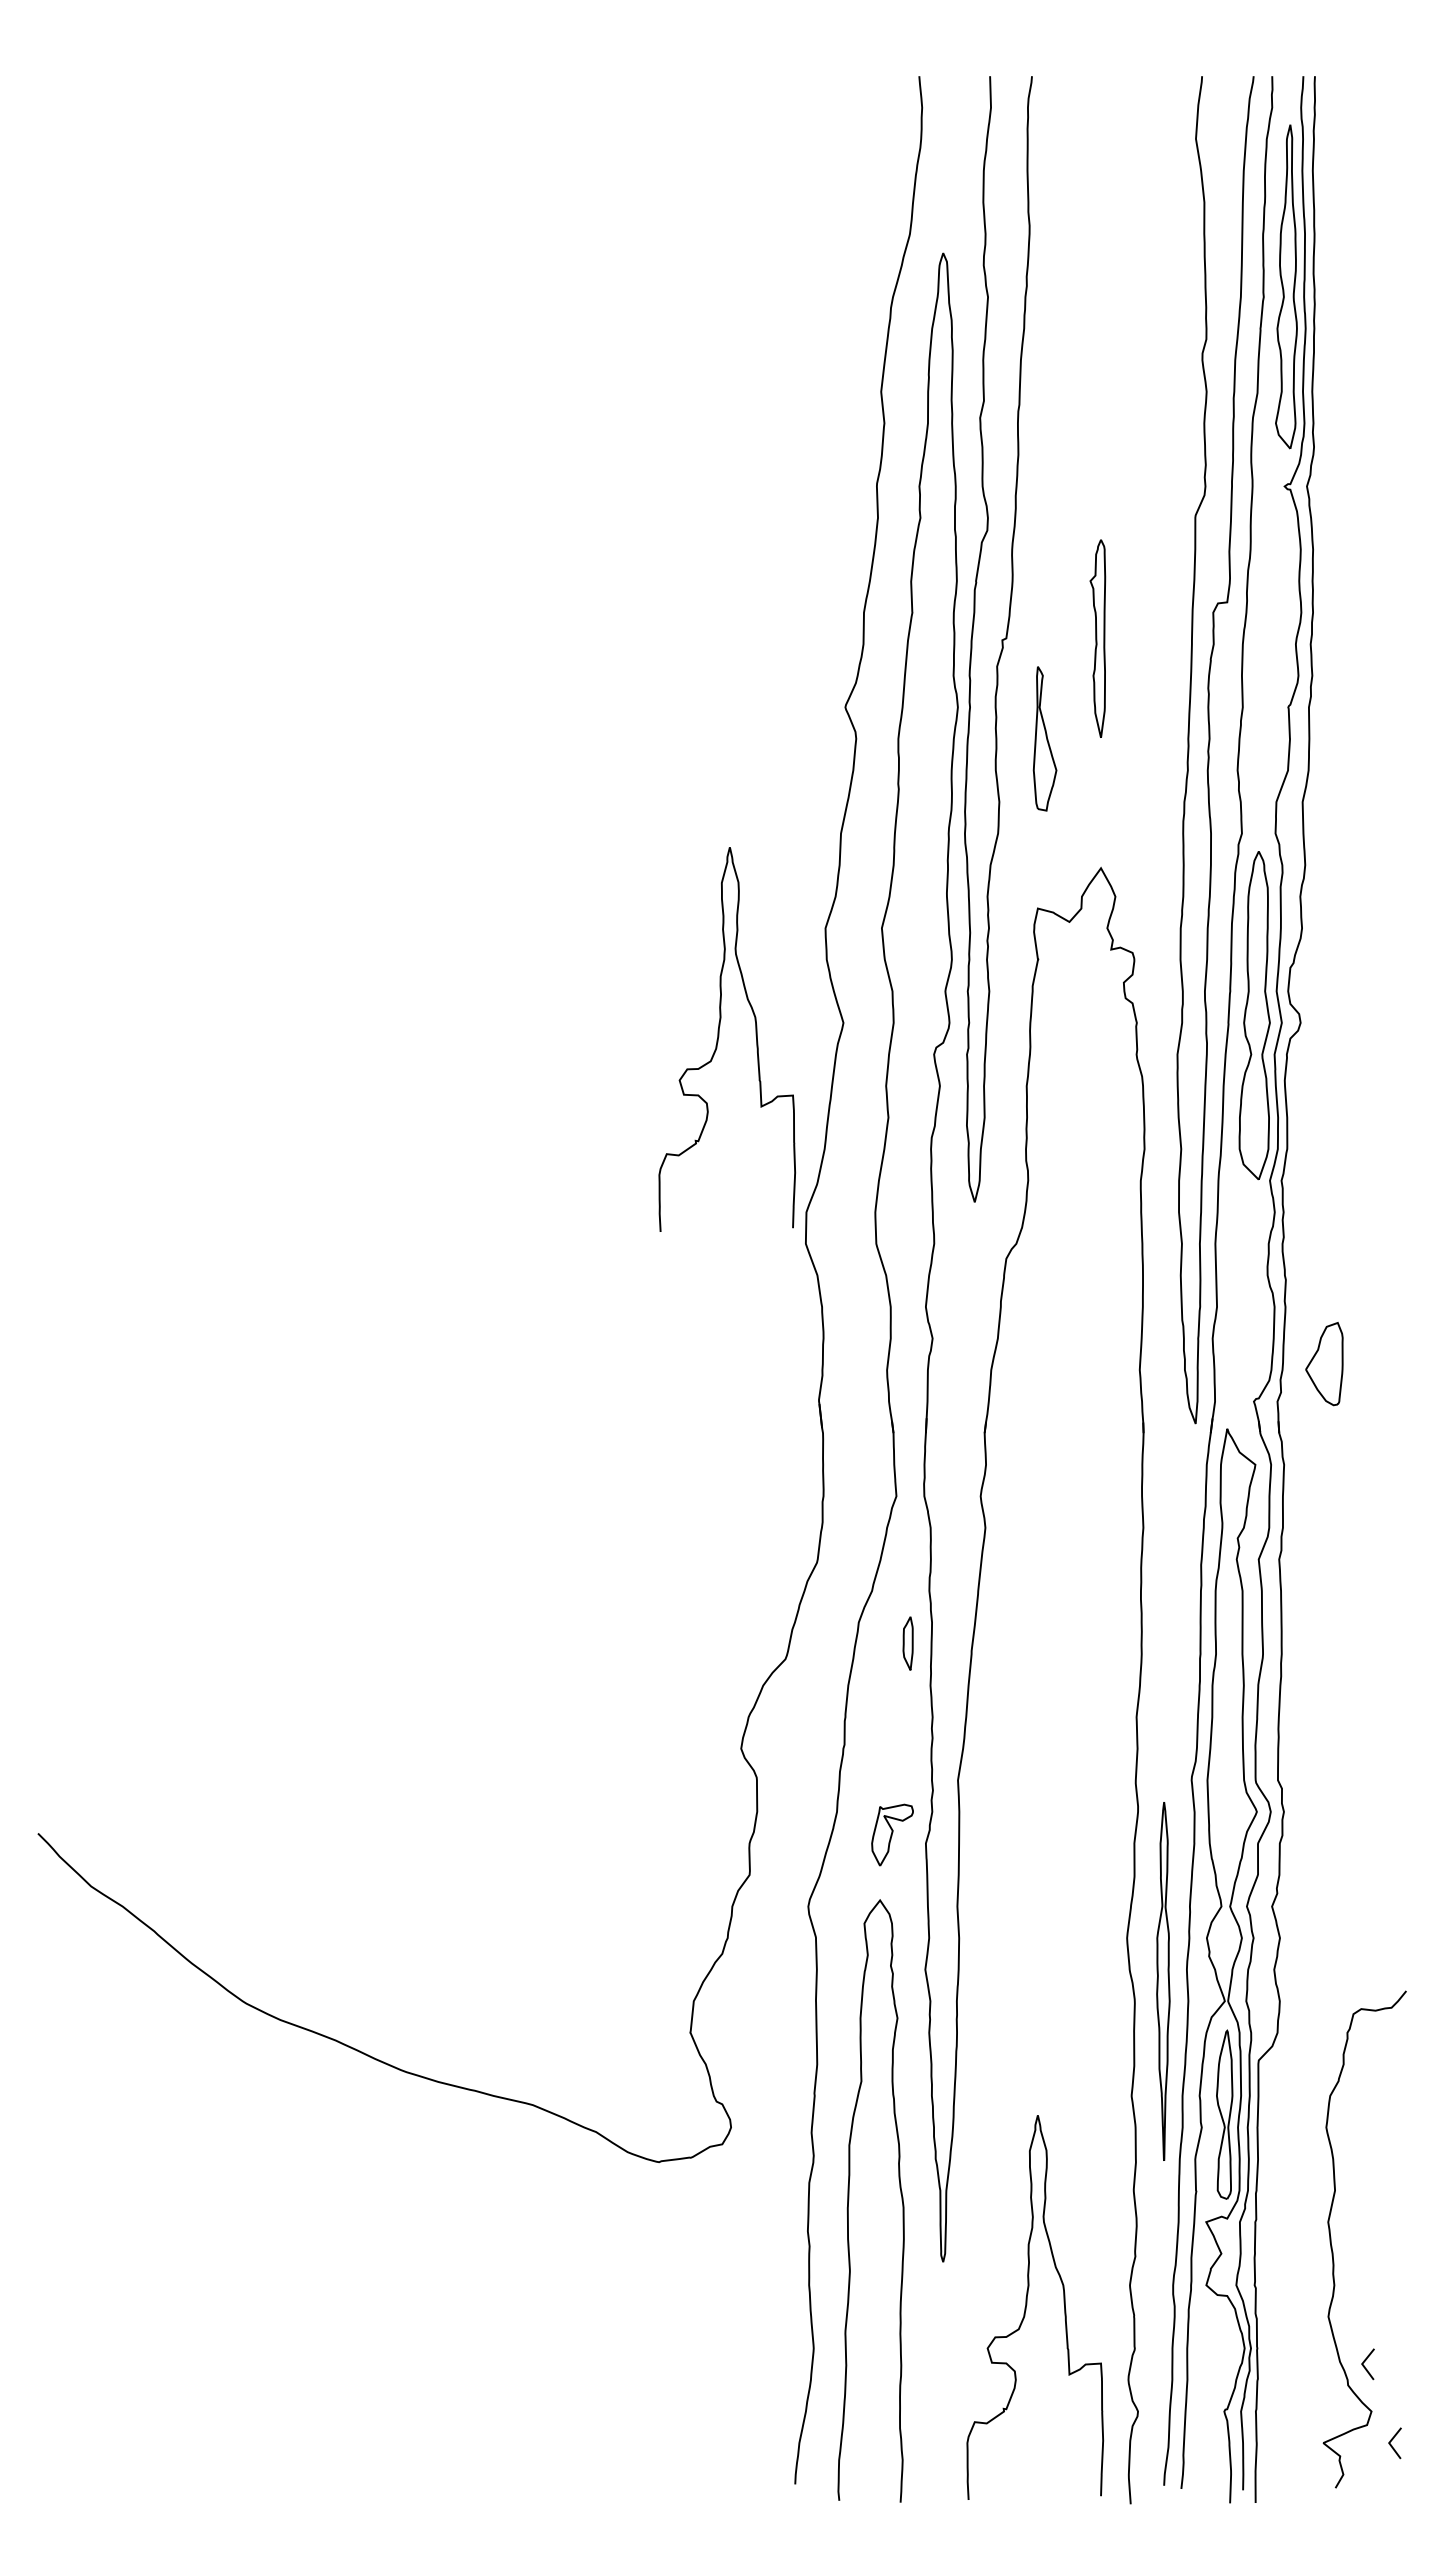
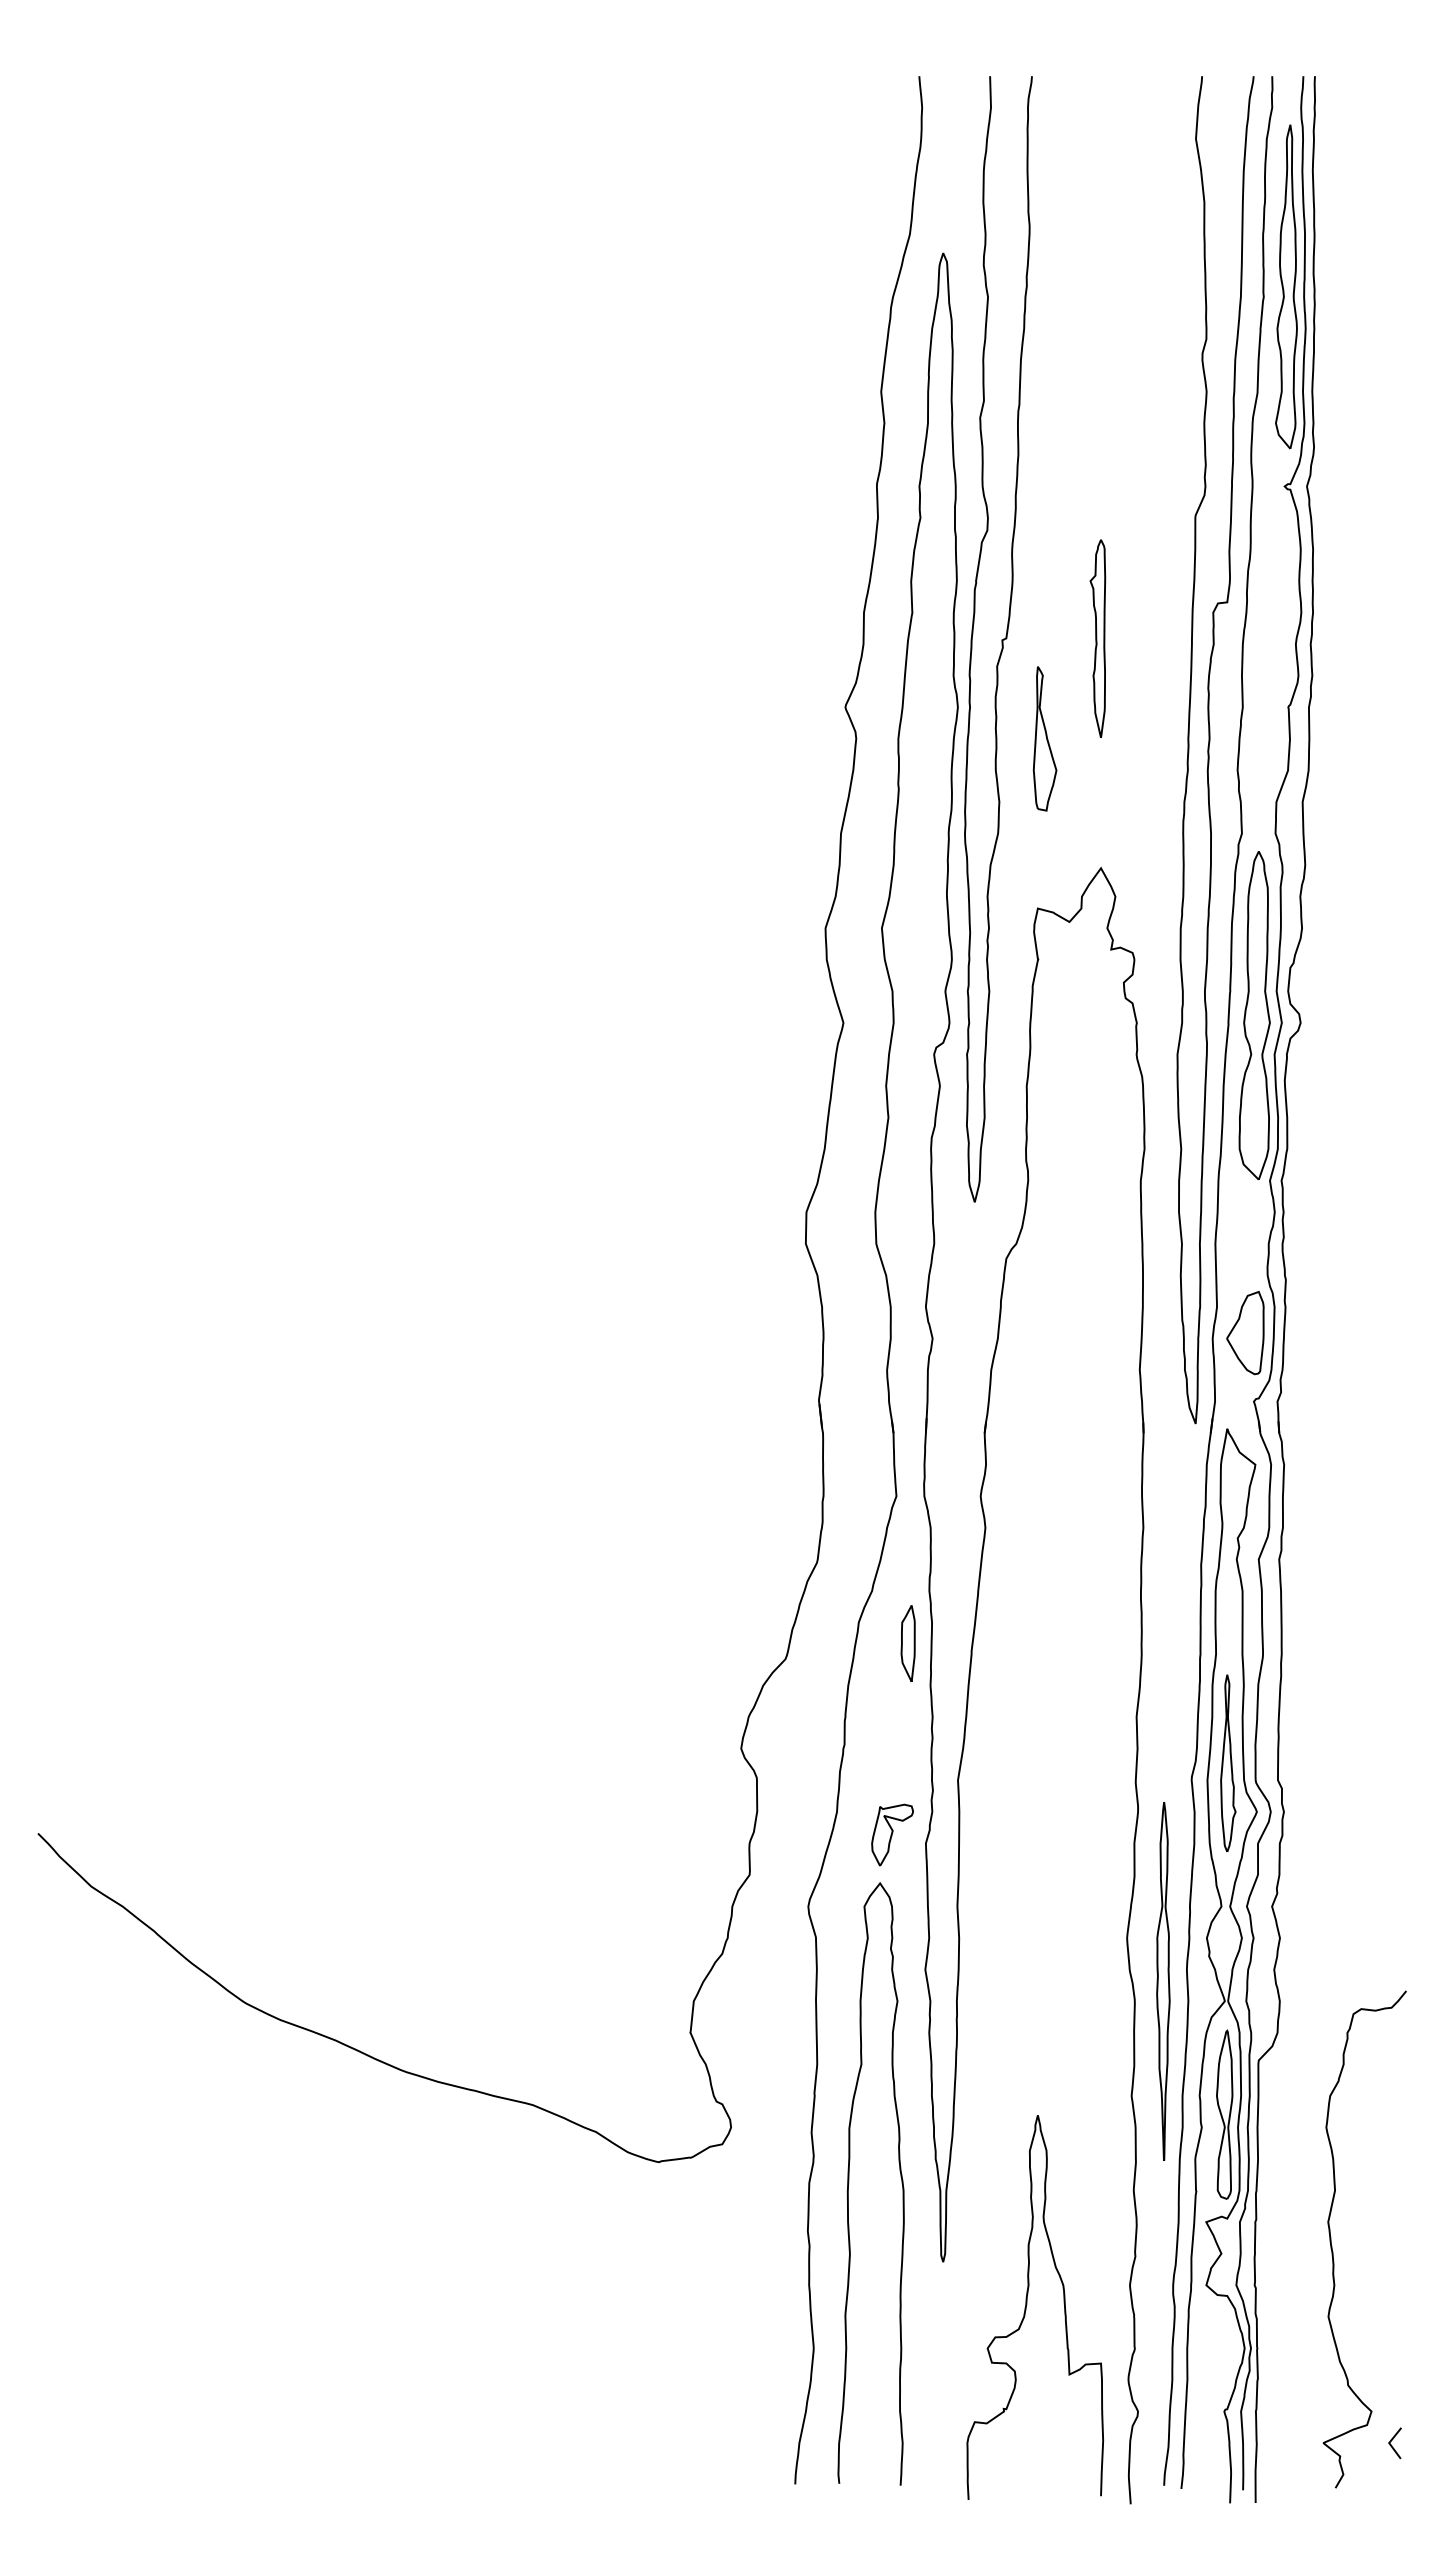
curve: present -> none (719, 1036)
part position: (1324, 1364) -> (1245, 1333) (1245, 1333)
part size: 12x55 px -> 16x77 px (907, 1643)
part: none -> present (1228, 1763)
curve position: (849, 2200) -> (849, 2183) (849, 2183)
line: present -> none (1365, 2366)
